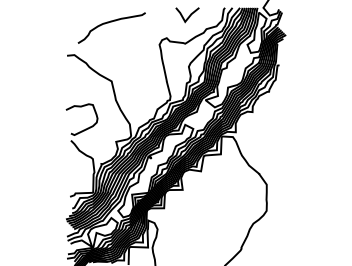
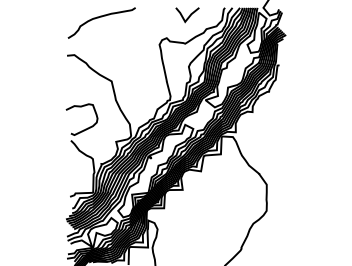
curve position: (111, 22) -> (101, 17) (101, 17)
